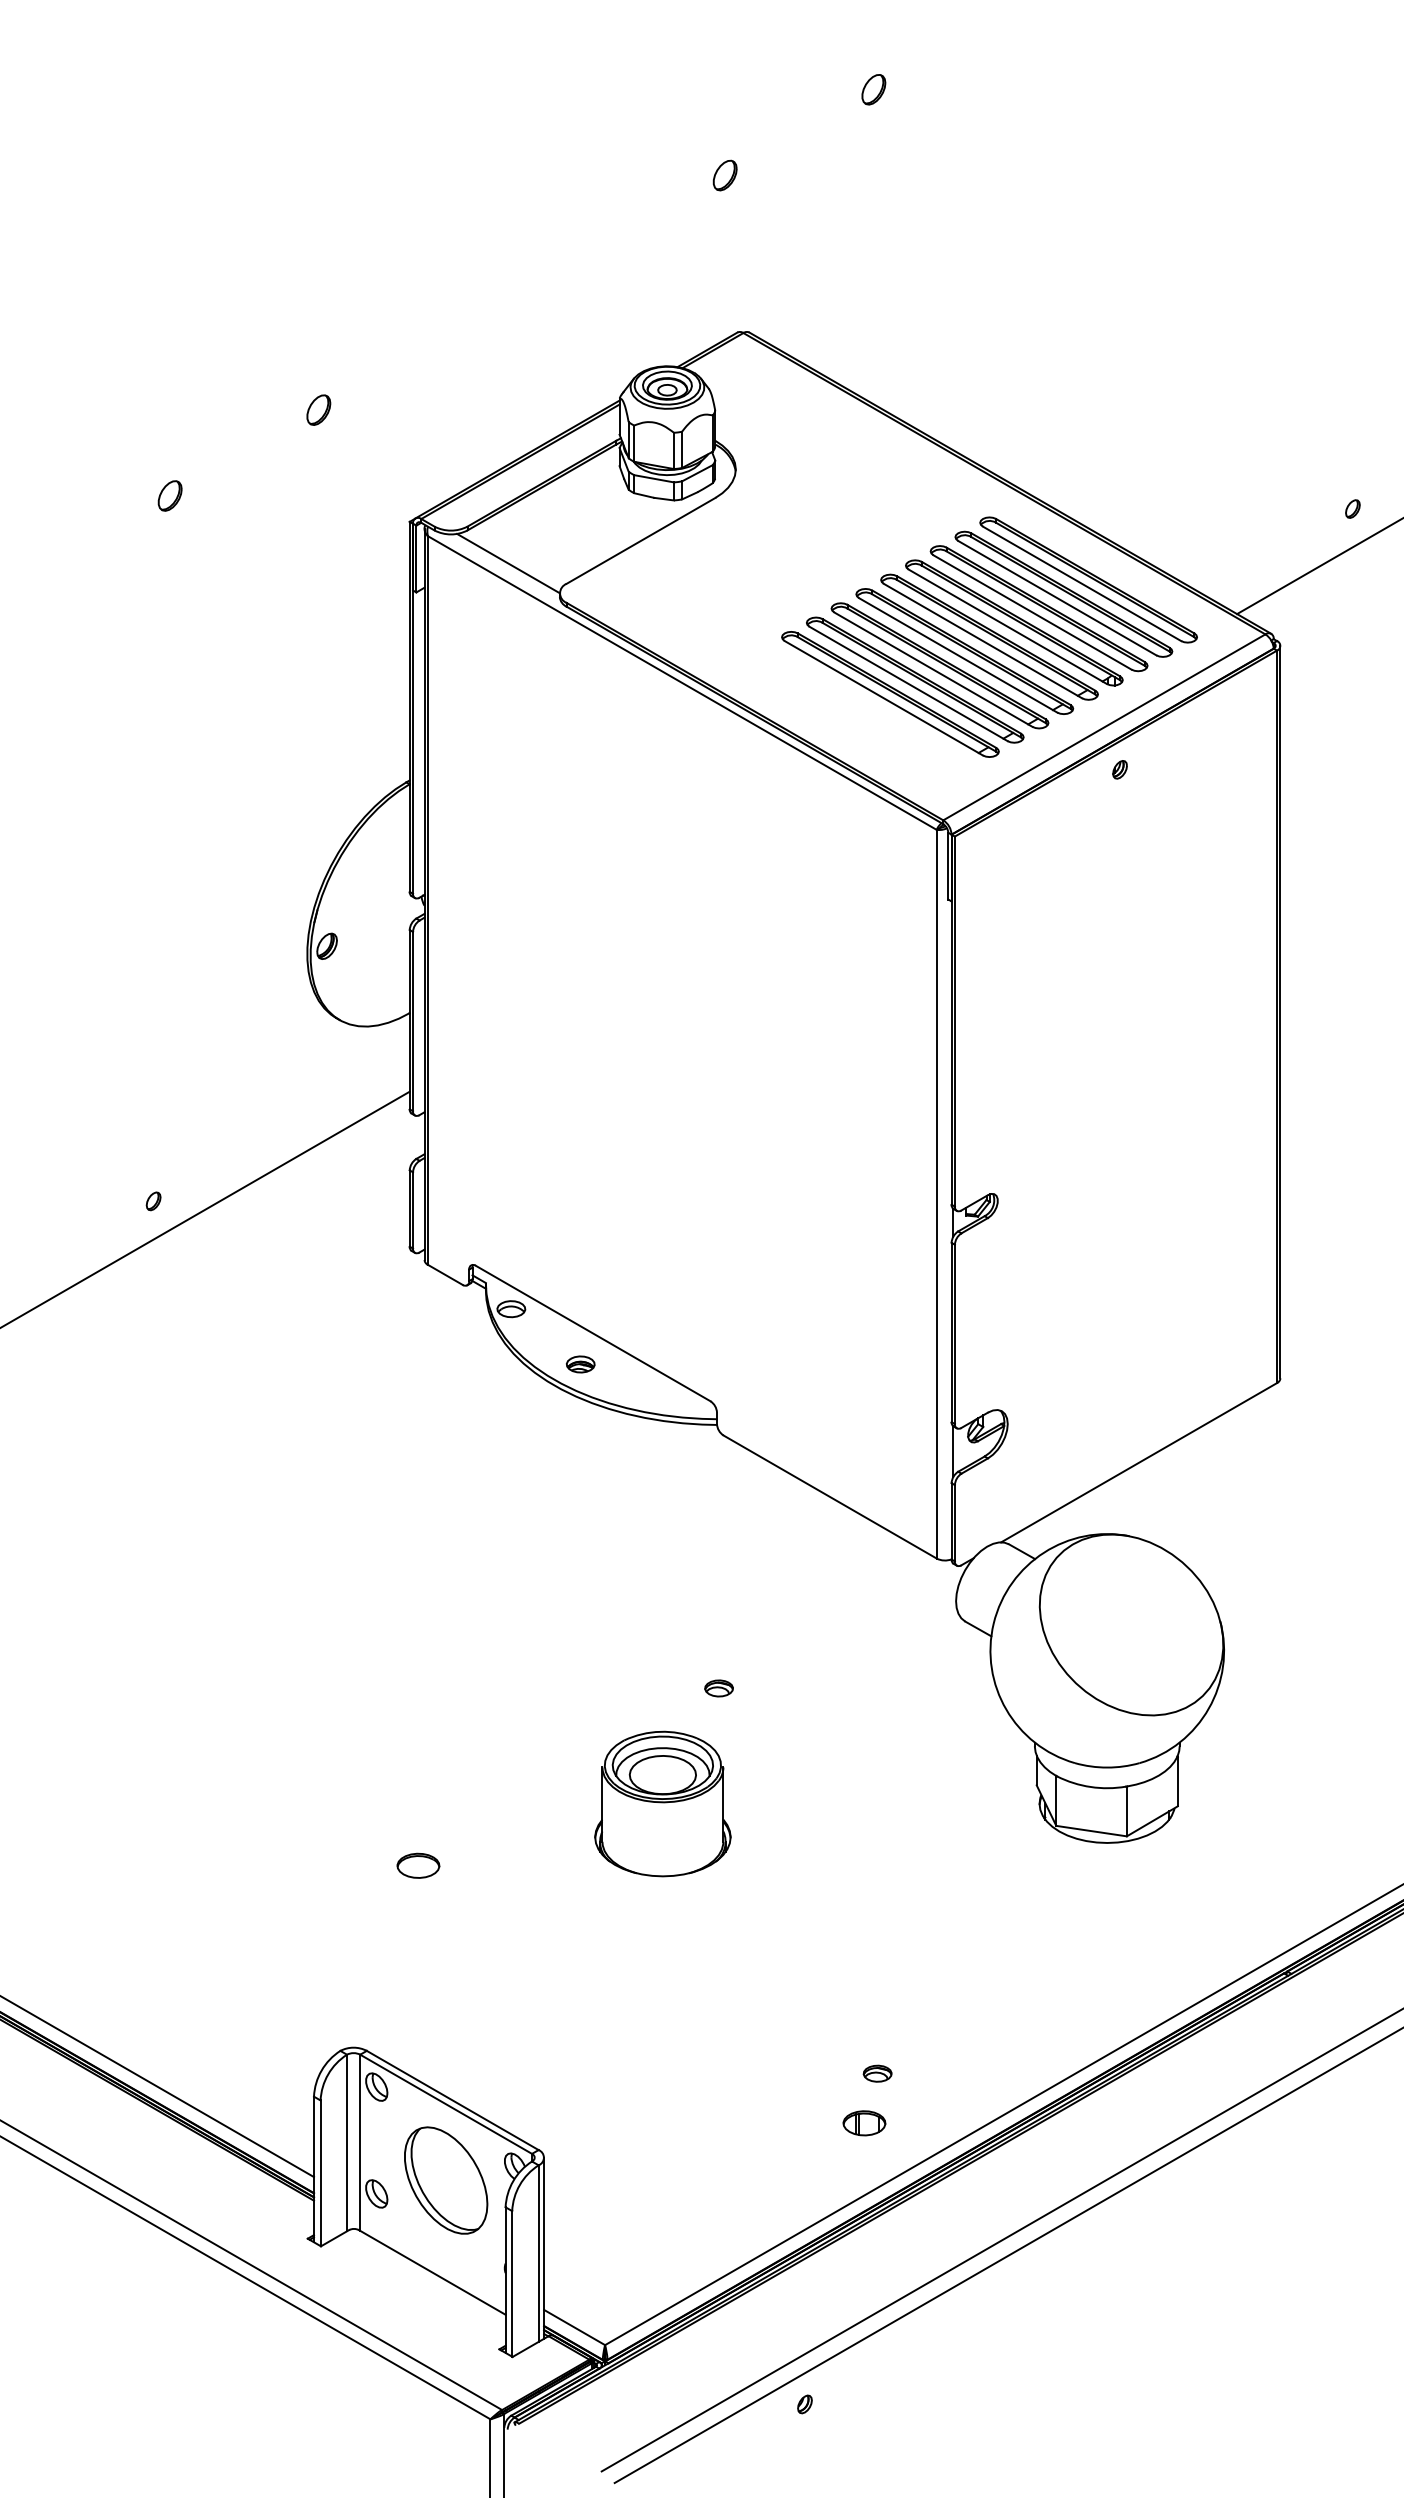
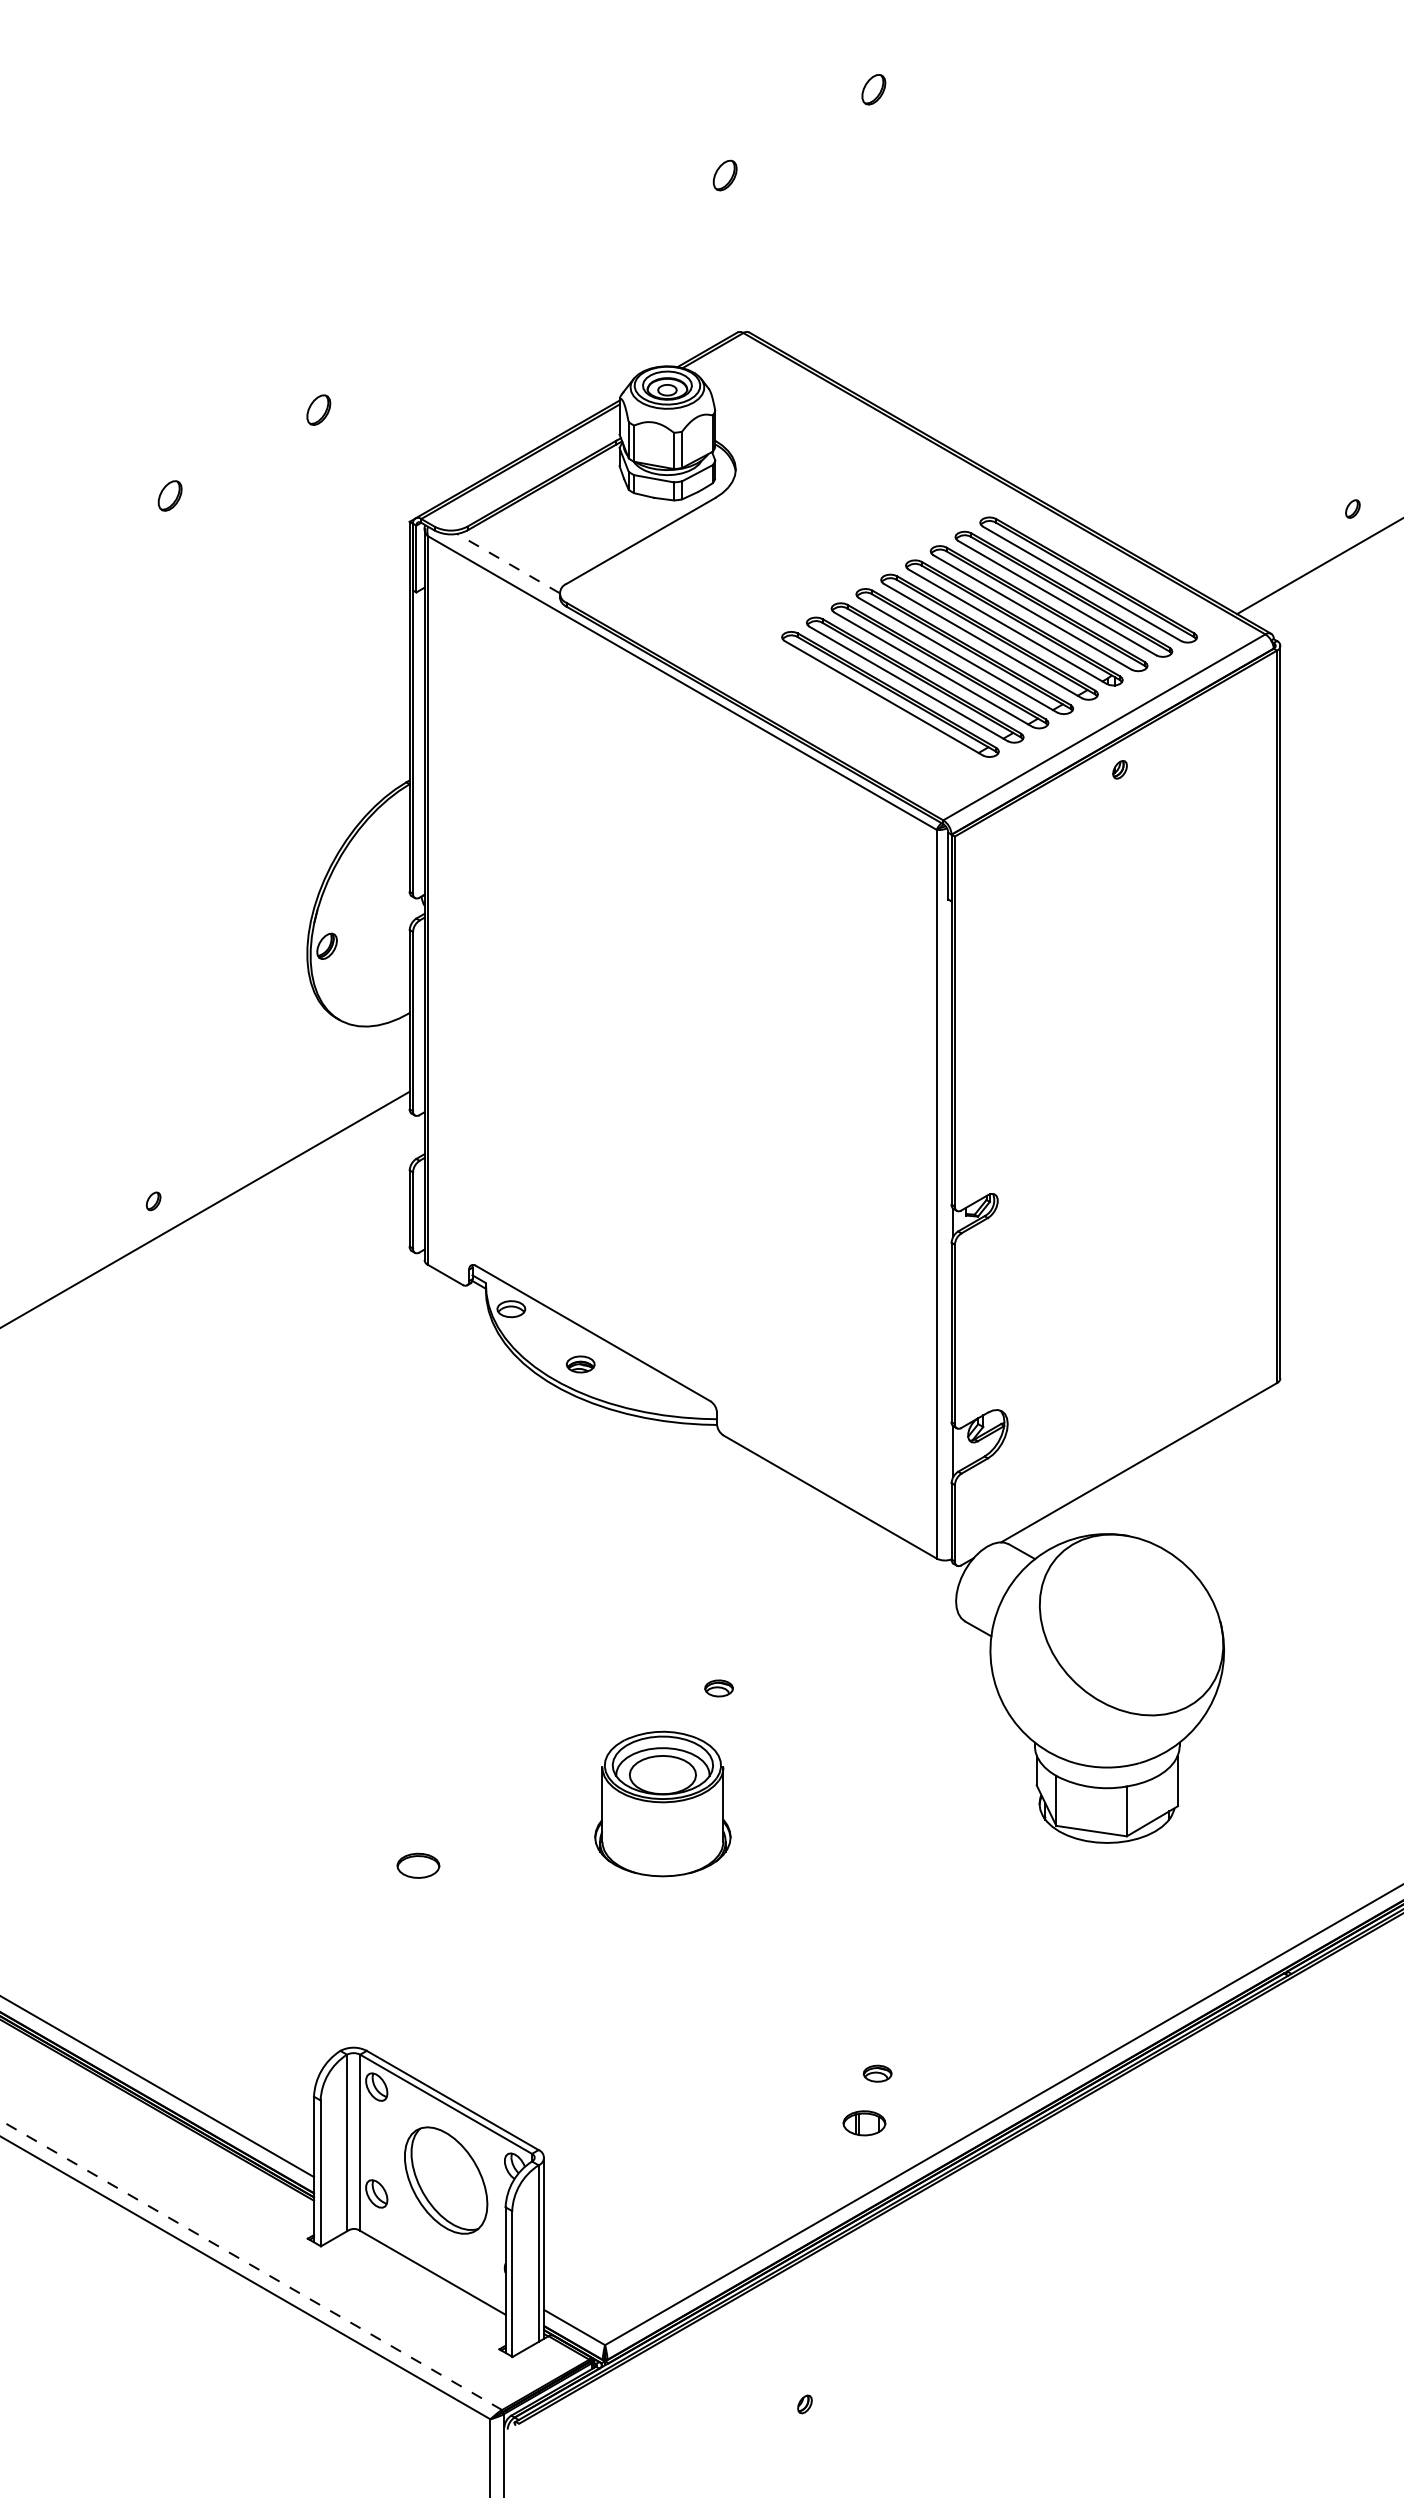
line: solid -> dashed (508, 563)
line: present -> none (1000, 2240)
line: present -> none (1007, 2256)
line: solid -> dashed (251, 2265)
